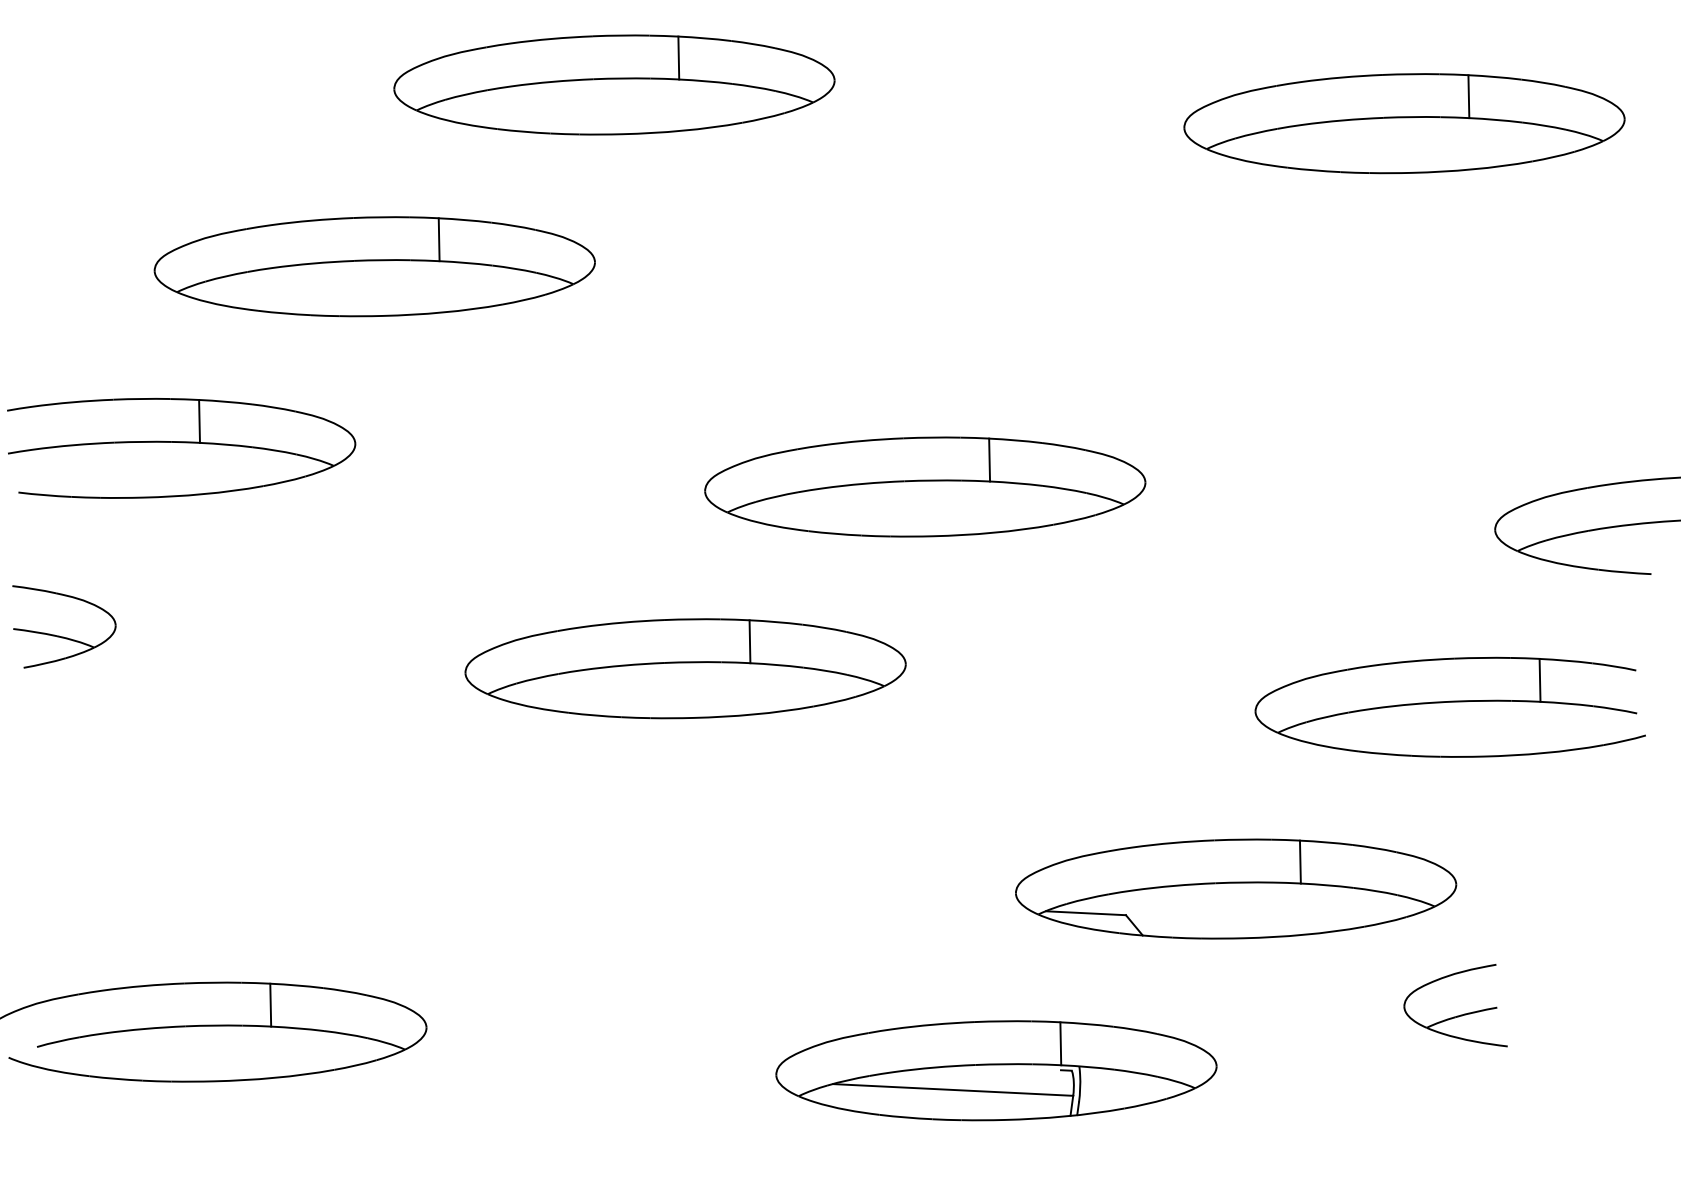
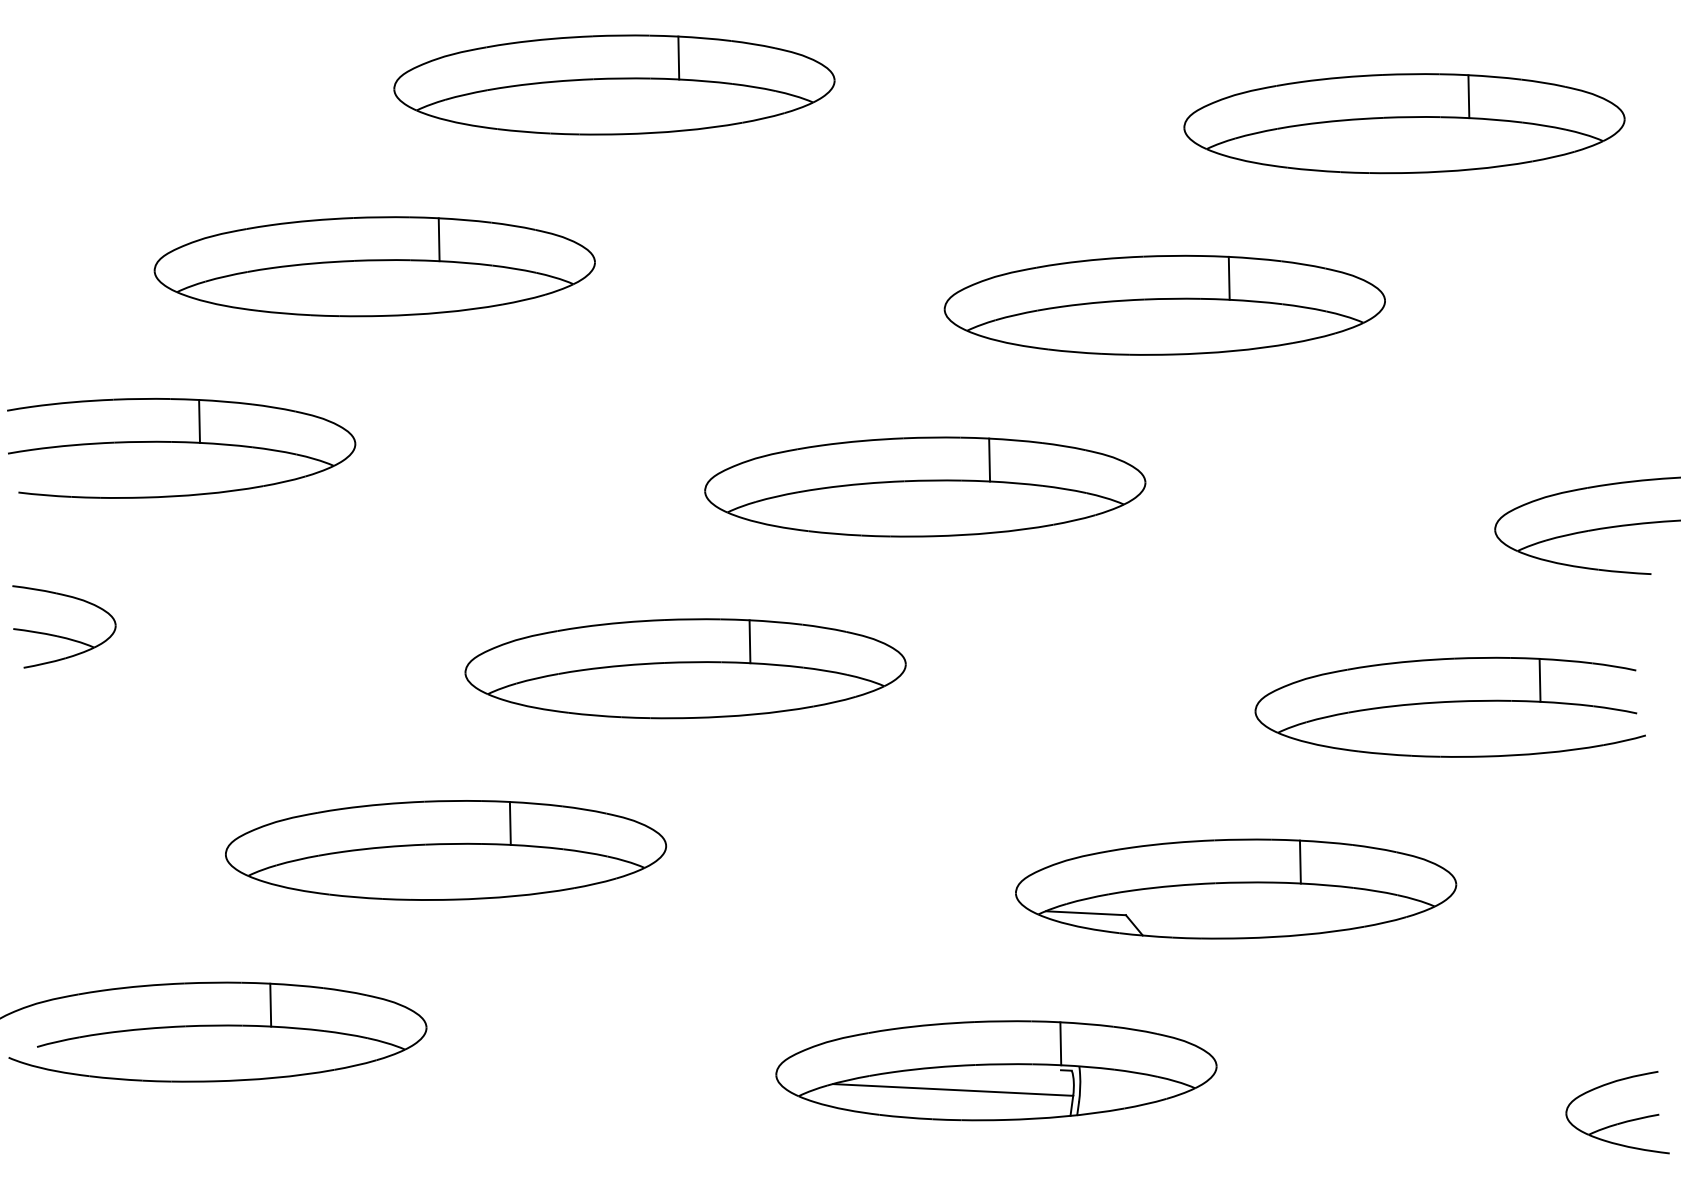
part: none -> present (1164, 304)
part: none -> present (446, 850)
part position: (1457, 1015) -> (1619, 1122) (1619, 1122)
